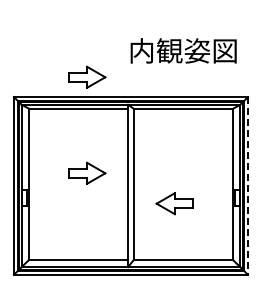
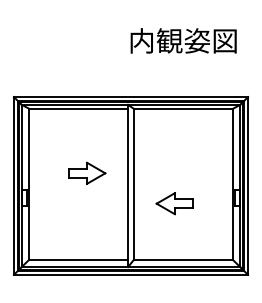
text position: (183, 50) -> (183, 40) (183, 40)
part: present -> none (87, 76)
line: dashed -> solid (248, 185)
